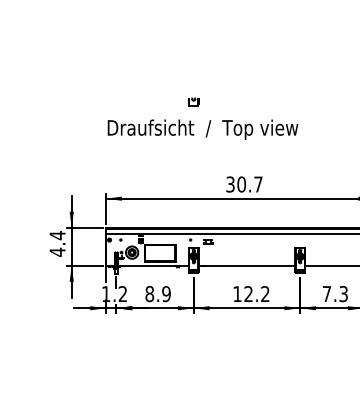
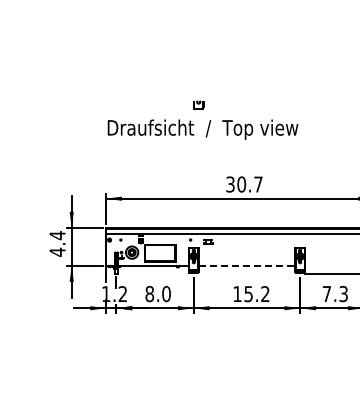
part position: (193, 101) -> (198, 104) (198, 104)
line: solid -> dashed (247, 266)
line position: (330, 266) -> (330, 274) (330, 274)
text: 8.9 -> 8.0 (166, 294)
text: 12.2 -> 15.2 (248, 294)
